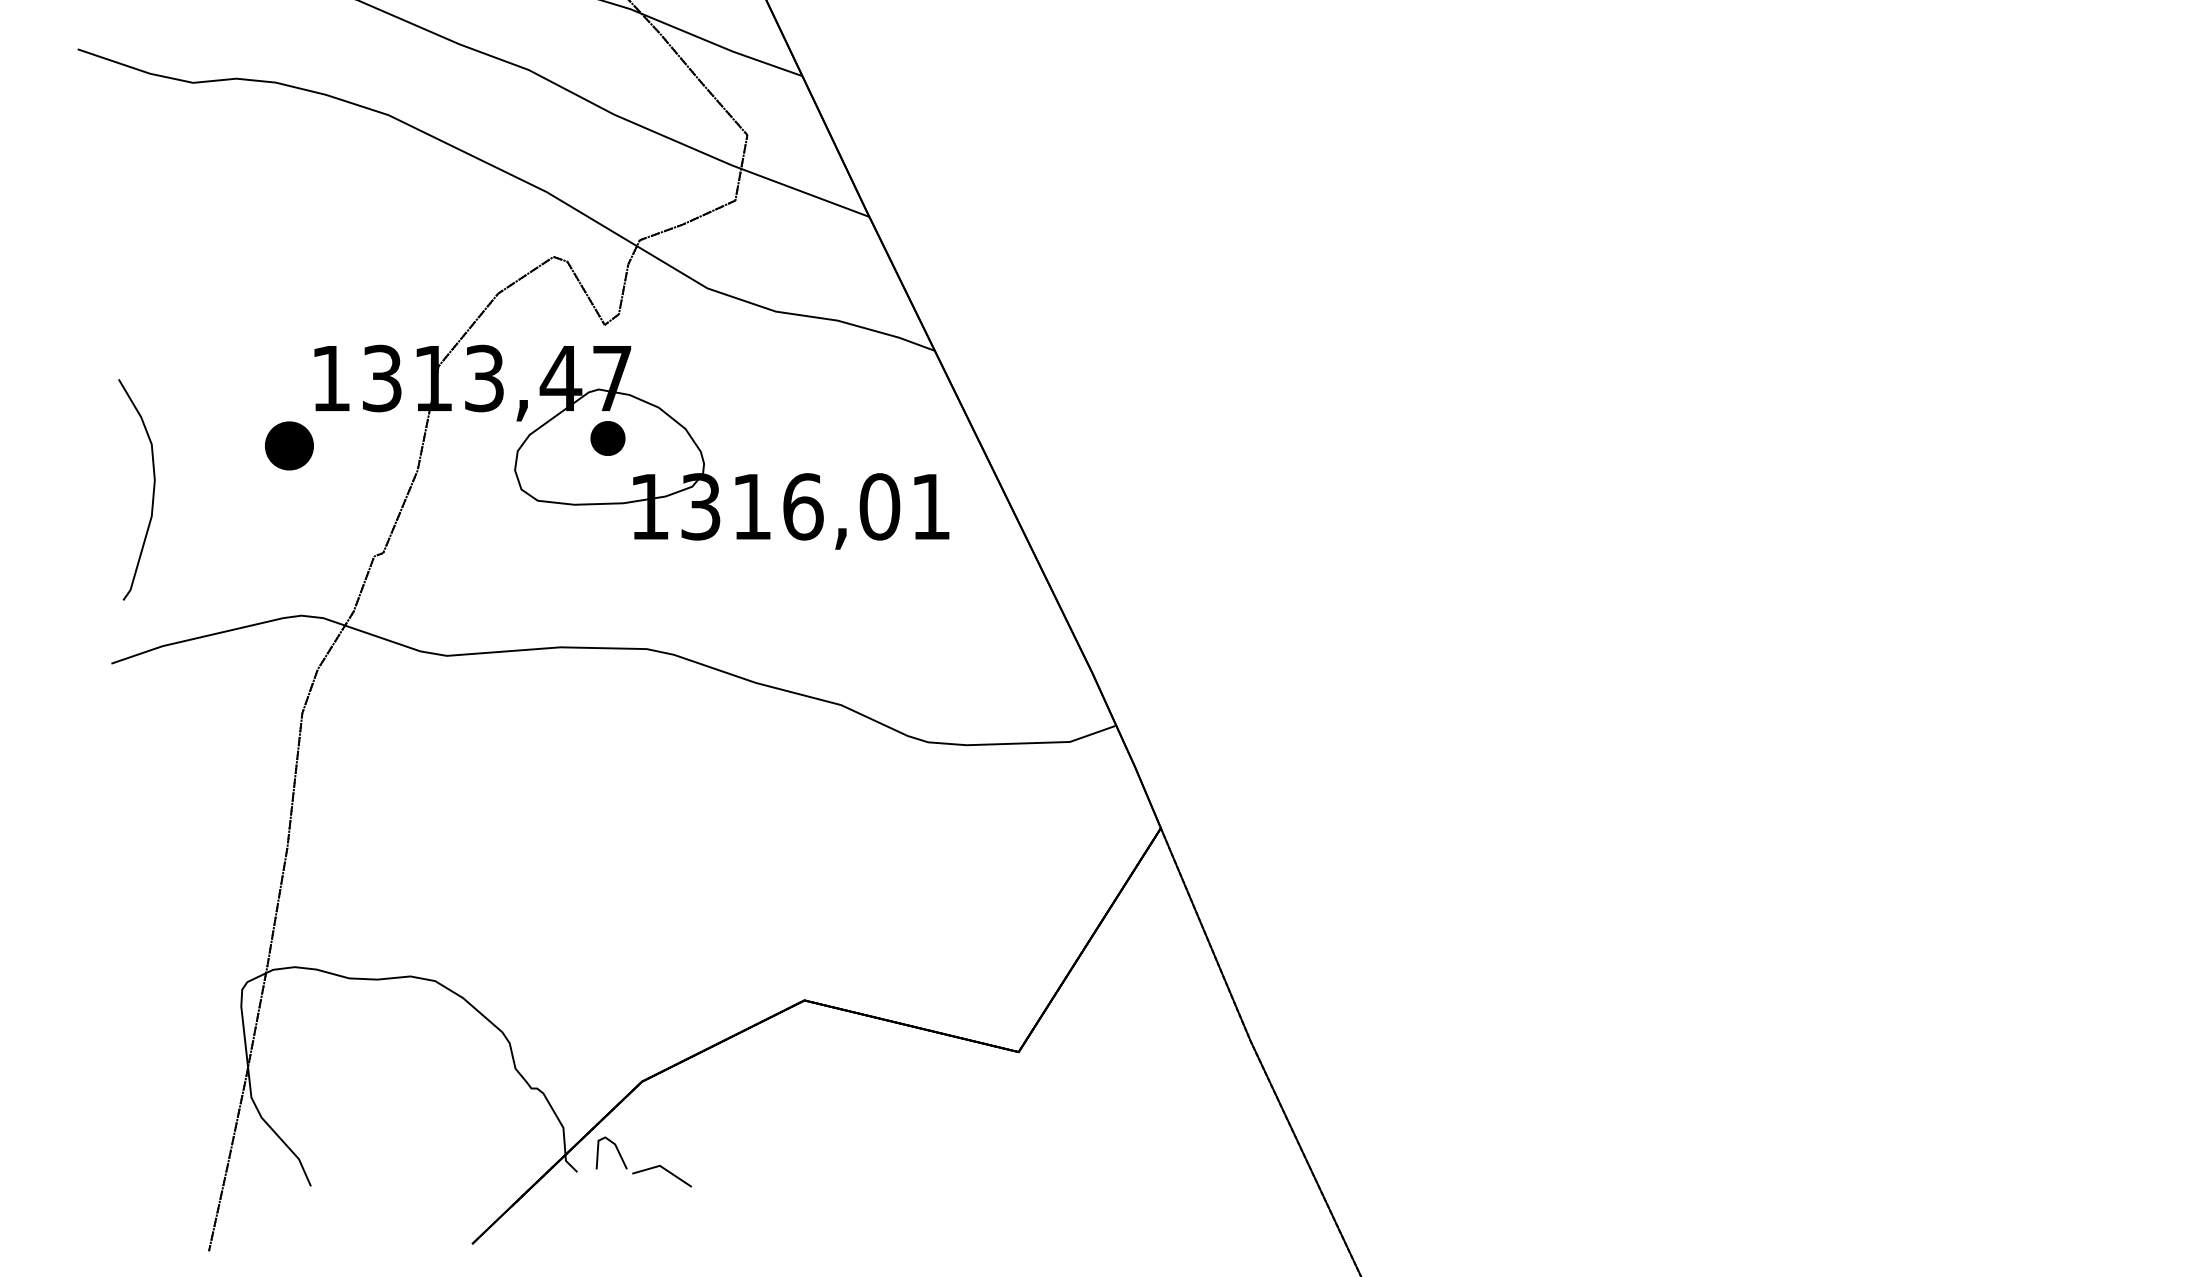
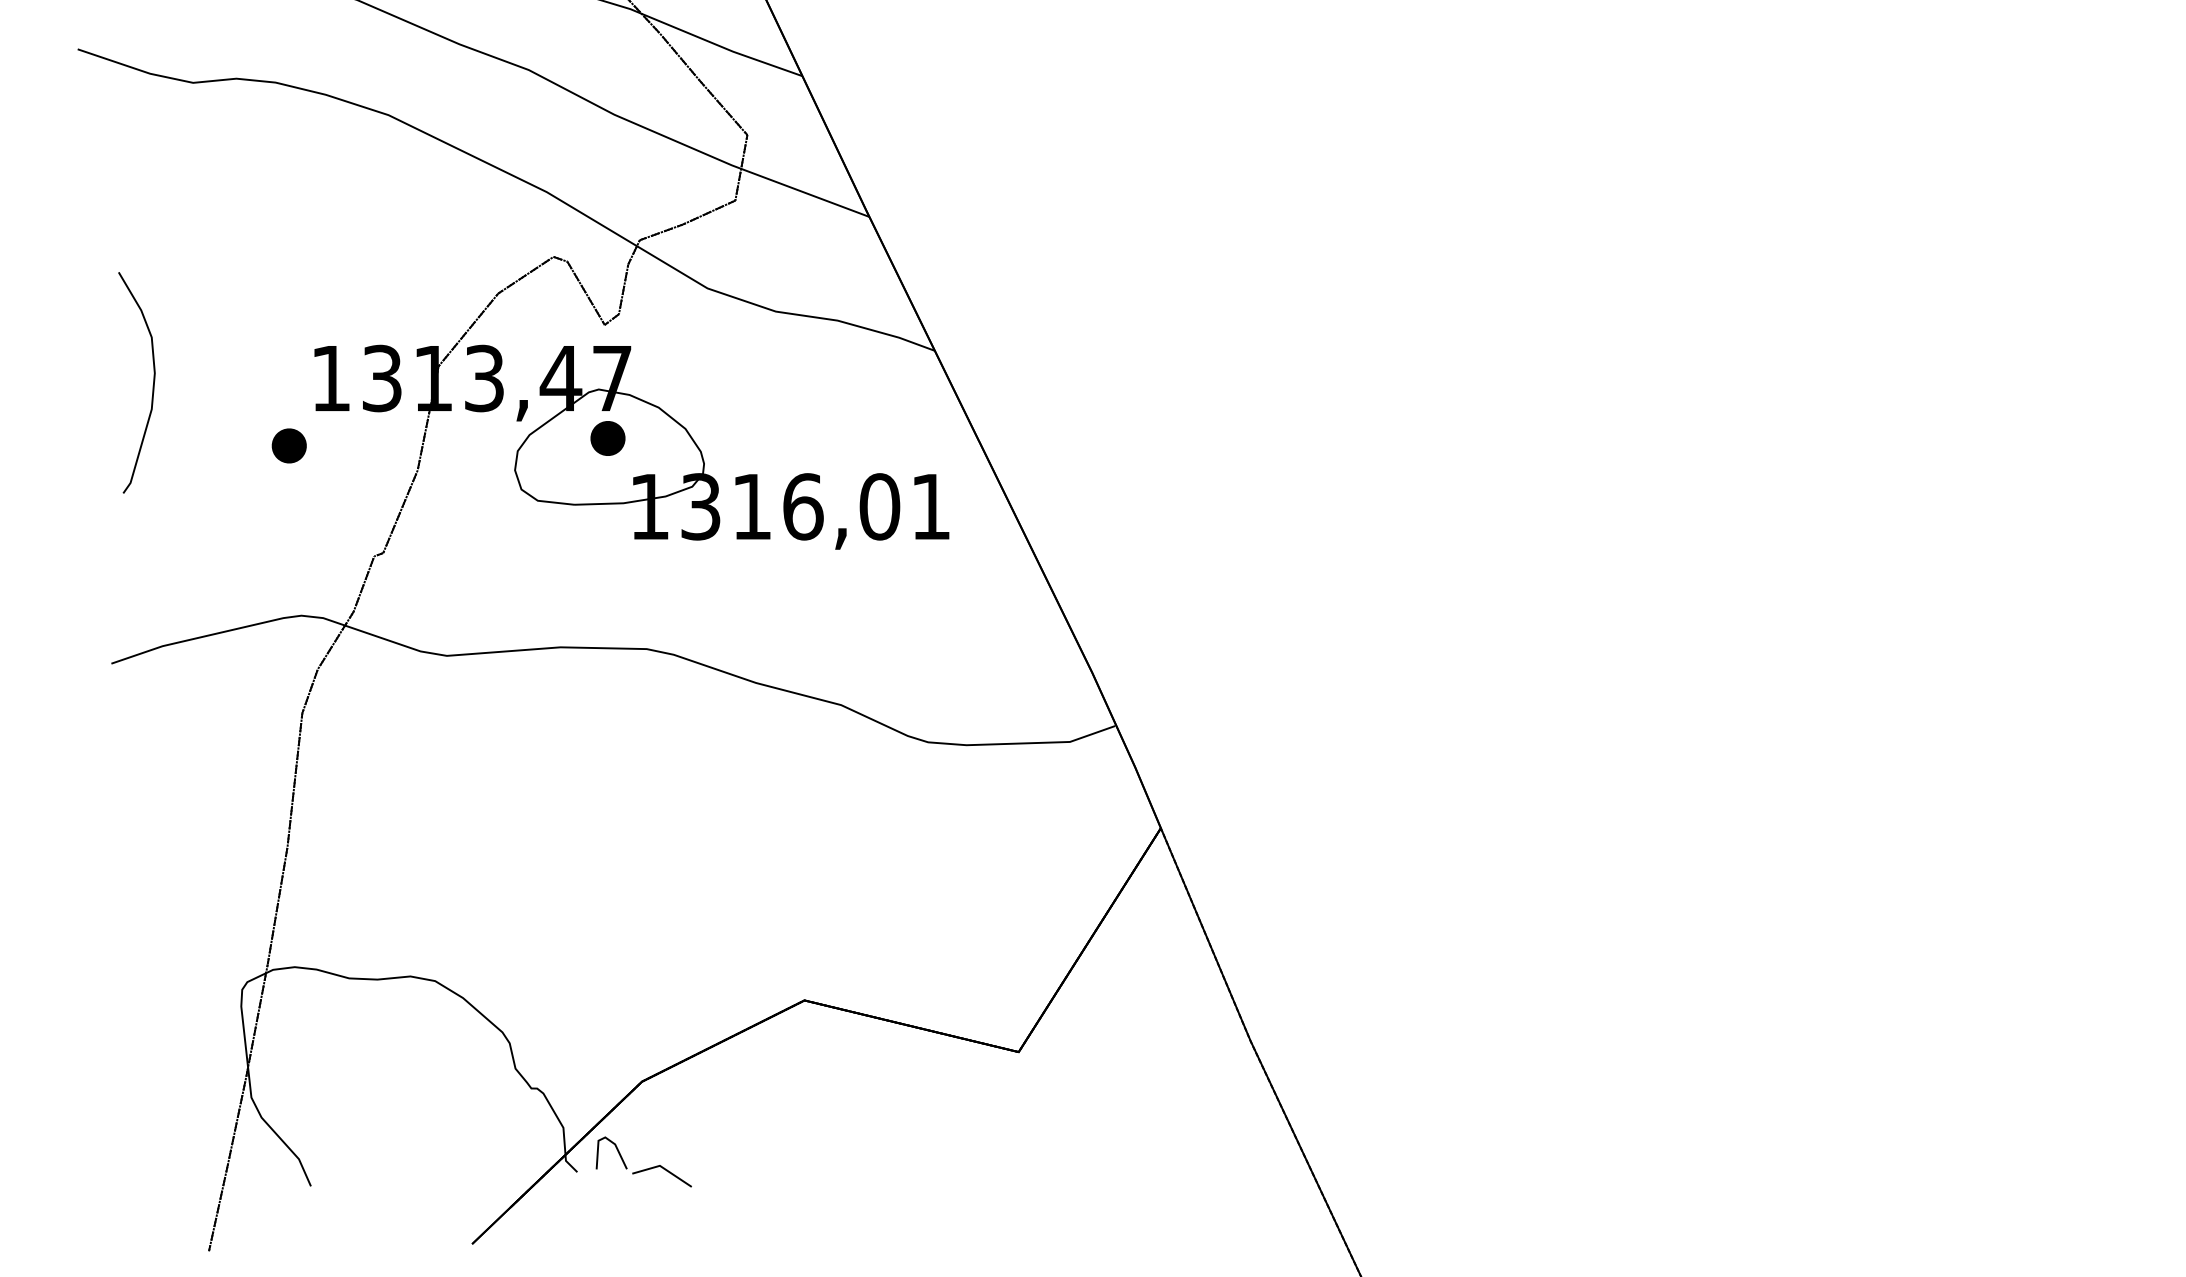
part size: 49x50 px -> 36x36 px (288, 445)
curve position: (152, 492) -> (152, 385) (152, 385)
